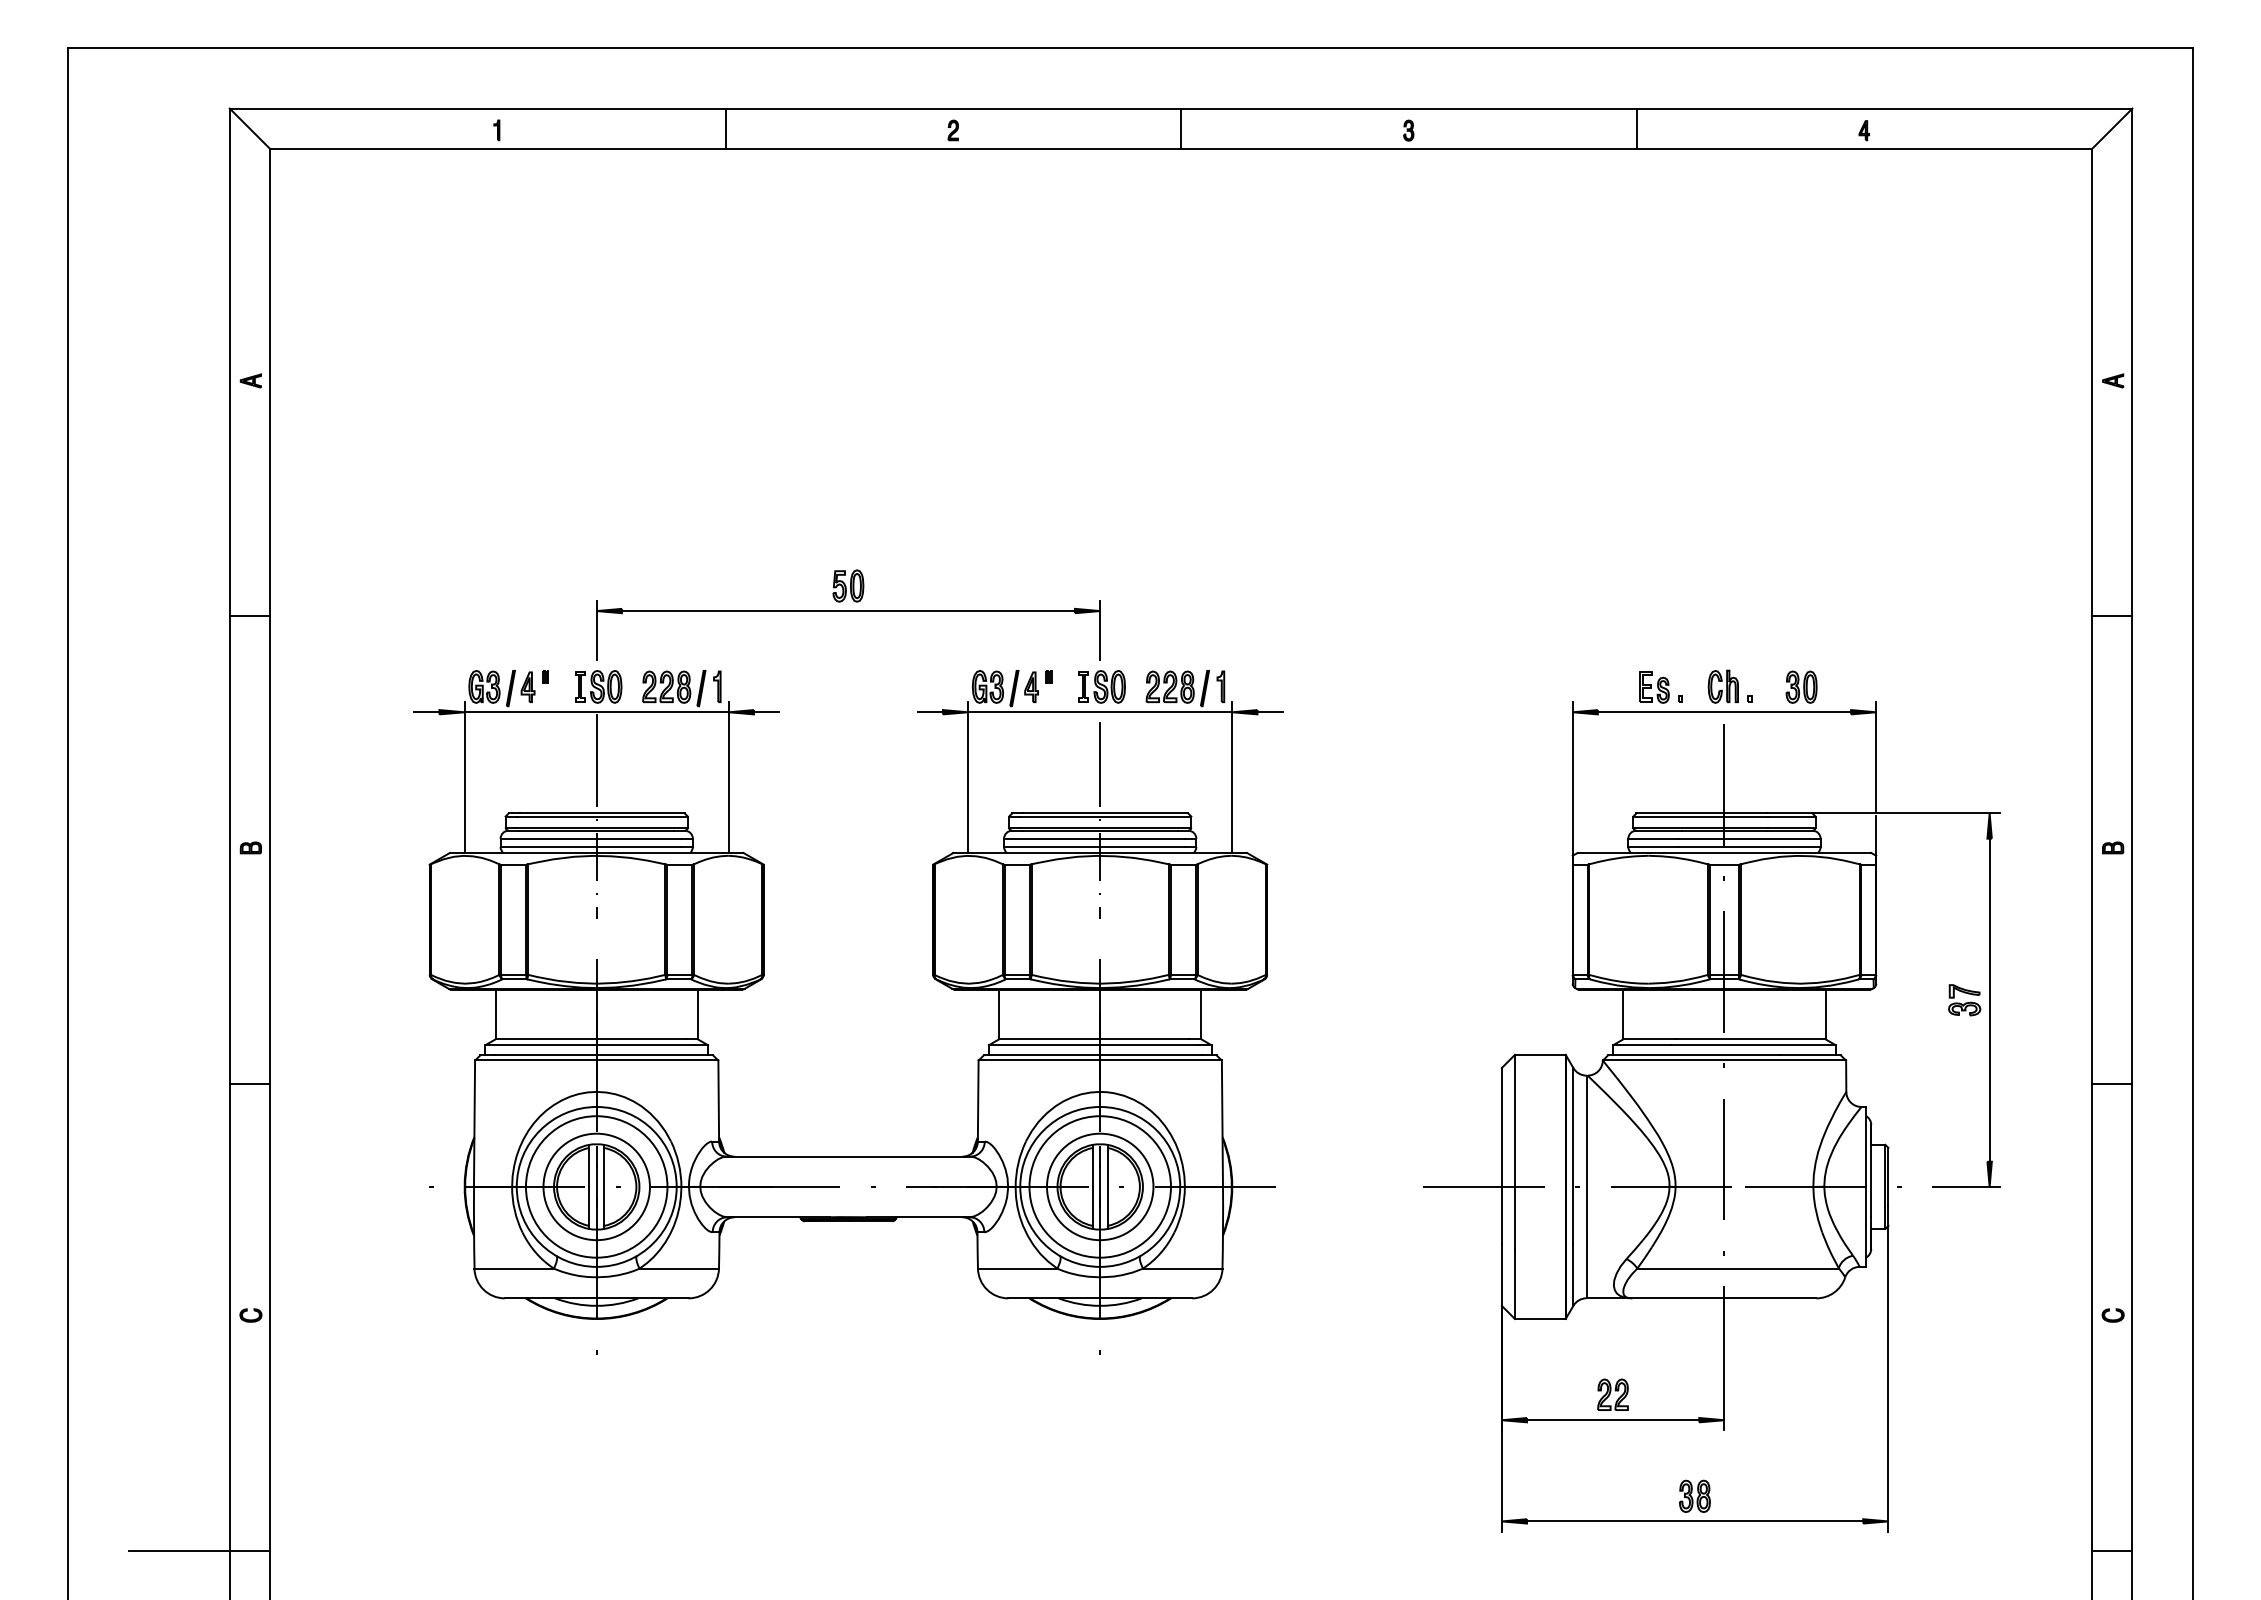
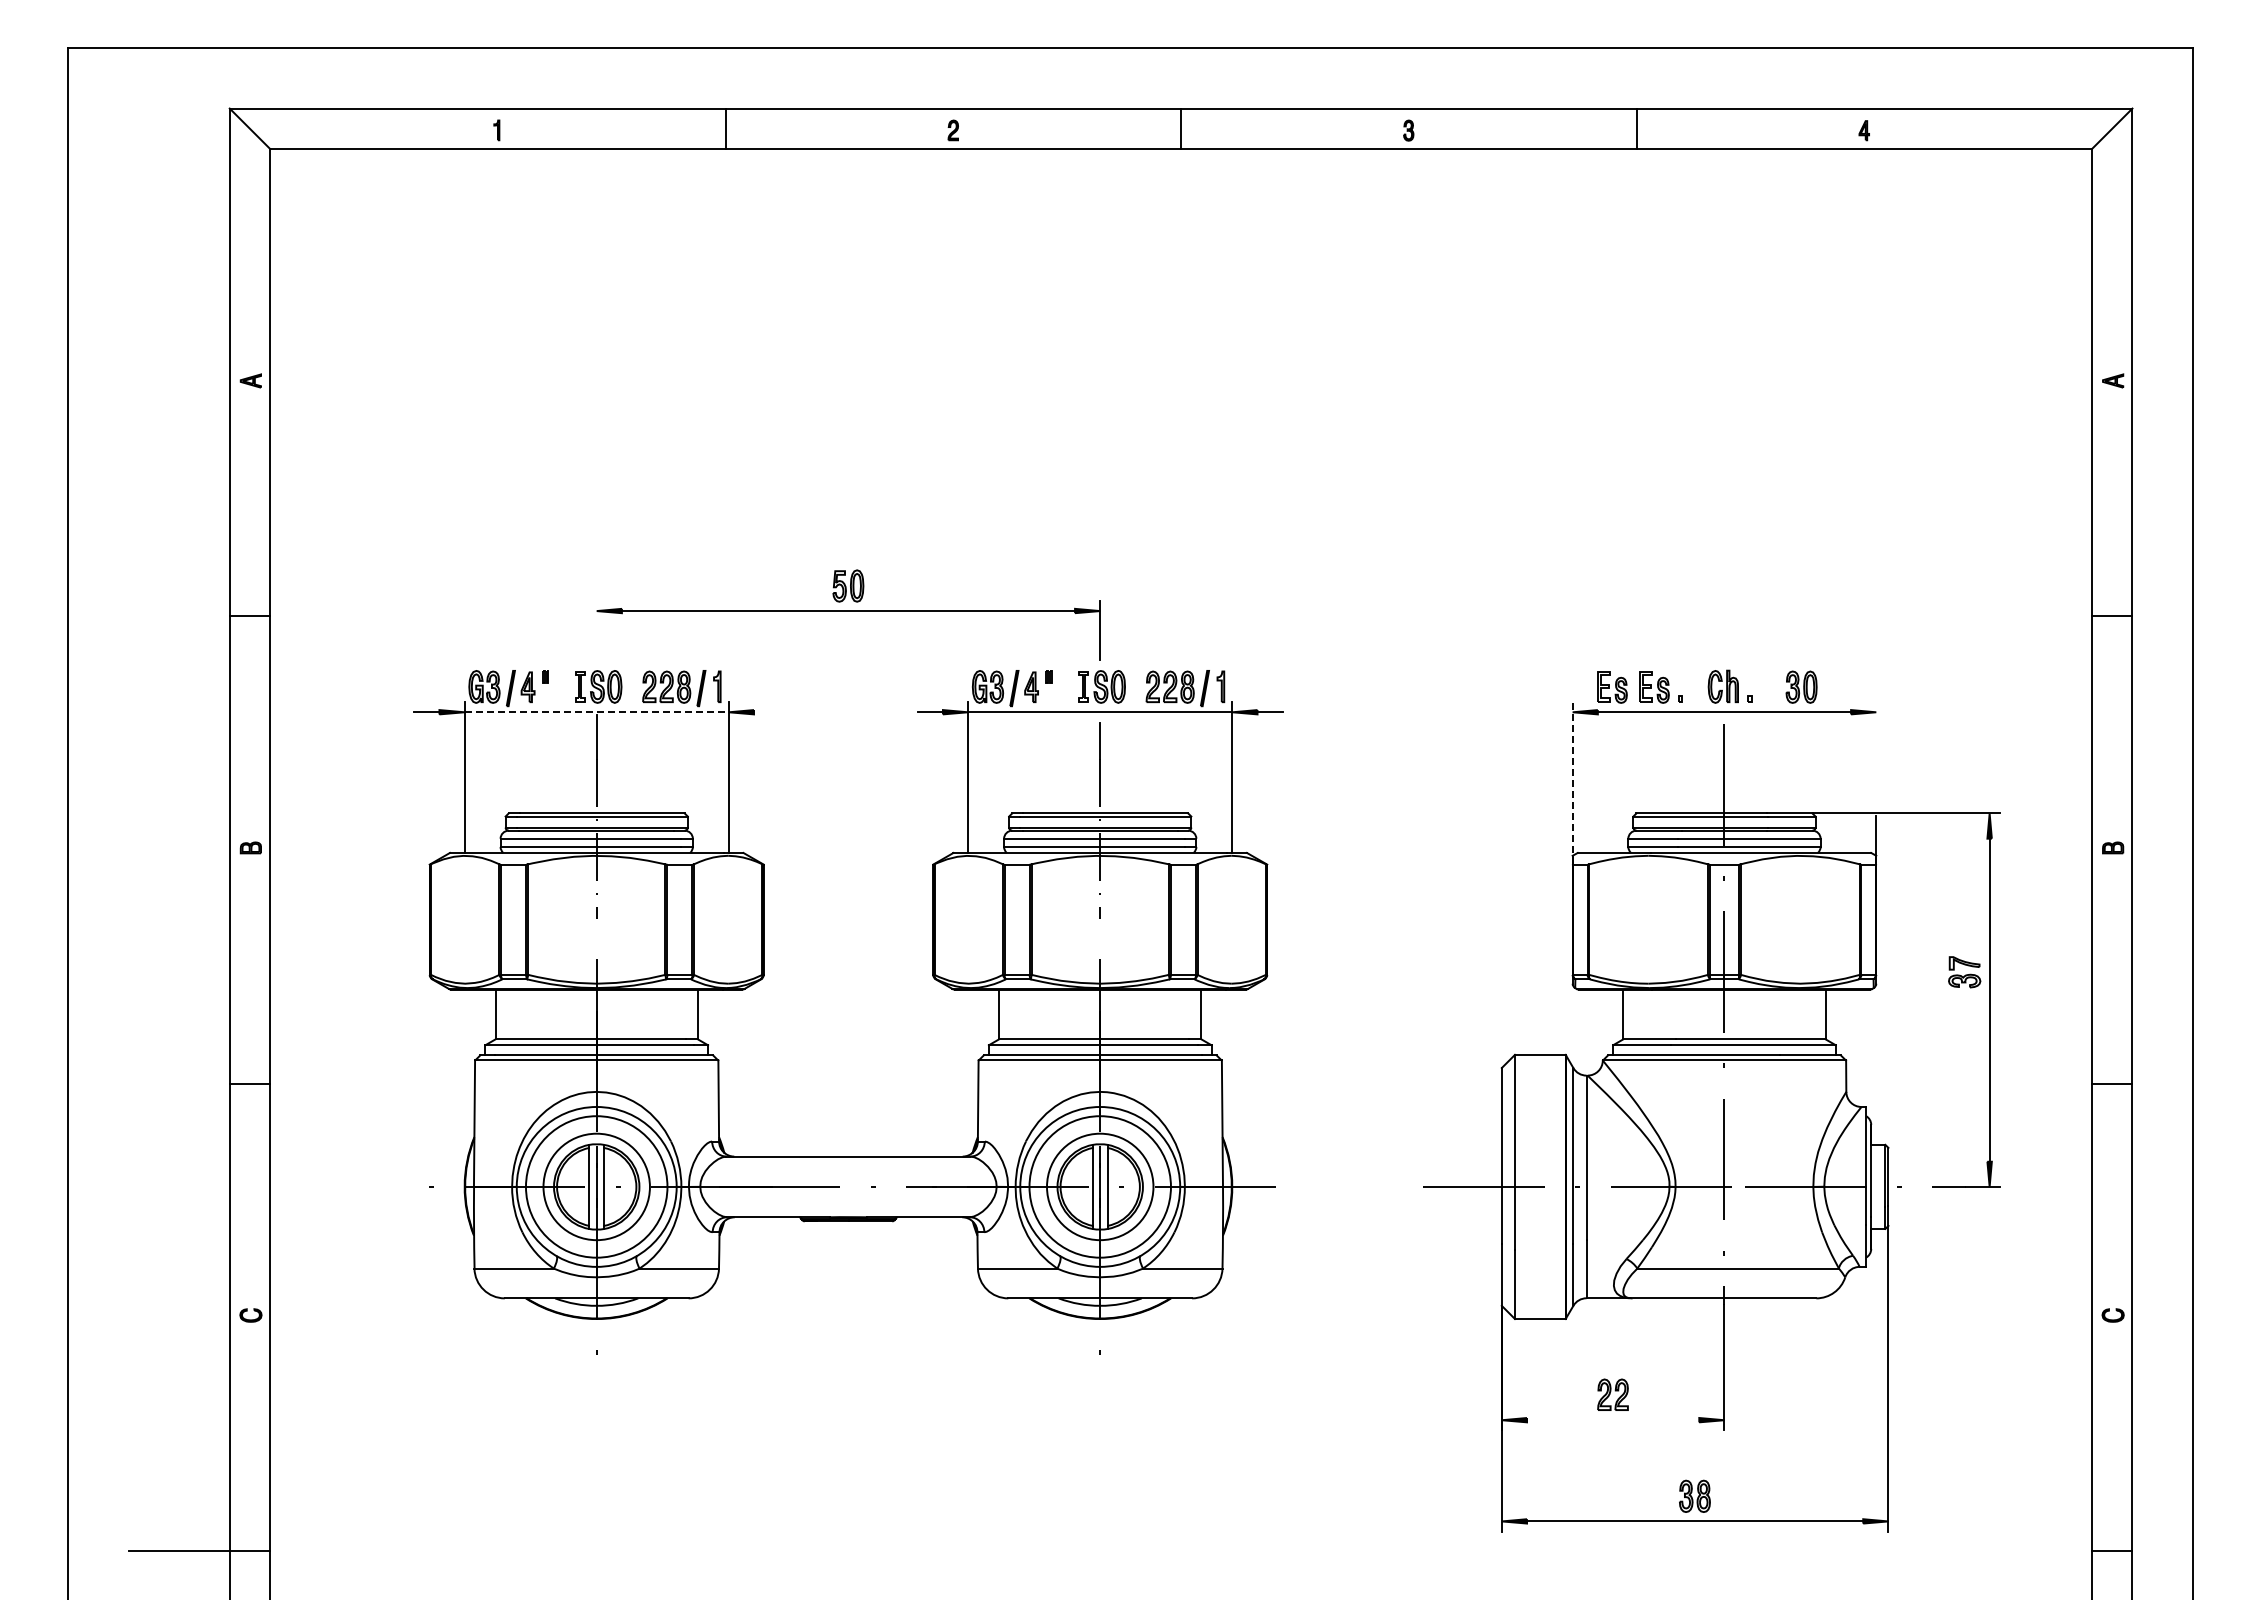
line: present -> none (596, 629)
part: none -> present (1612, 687)
line: solid -> dashed (597, 712)
line: present -> none (766, 712)
line: present -> none (1876, 756)
line: solid -> dashed (1572, 782)
part position: (1964, 1000) -> (1964, 972) (1964, 972)
line: present -> none (1613, 1420)
